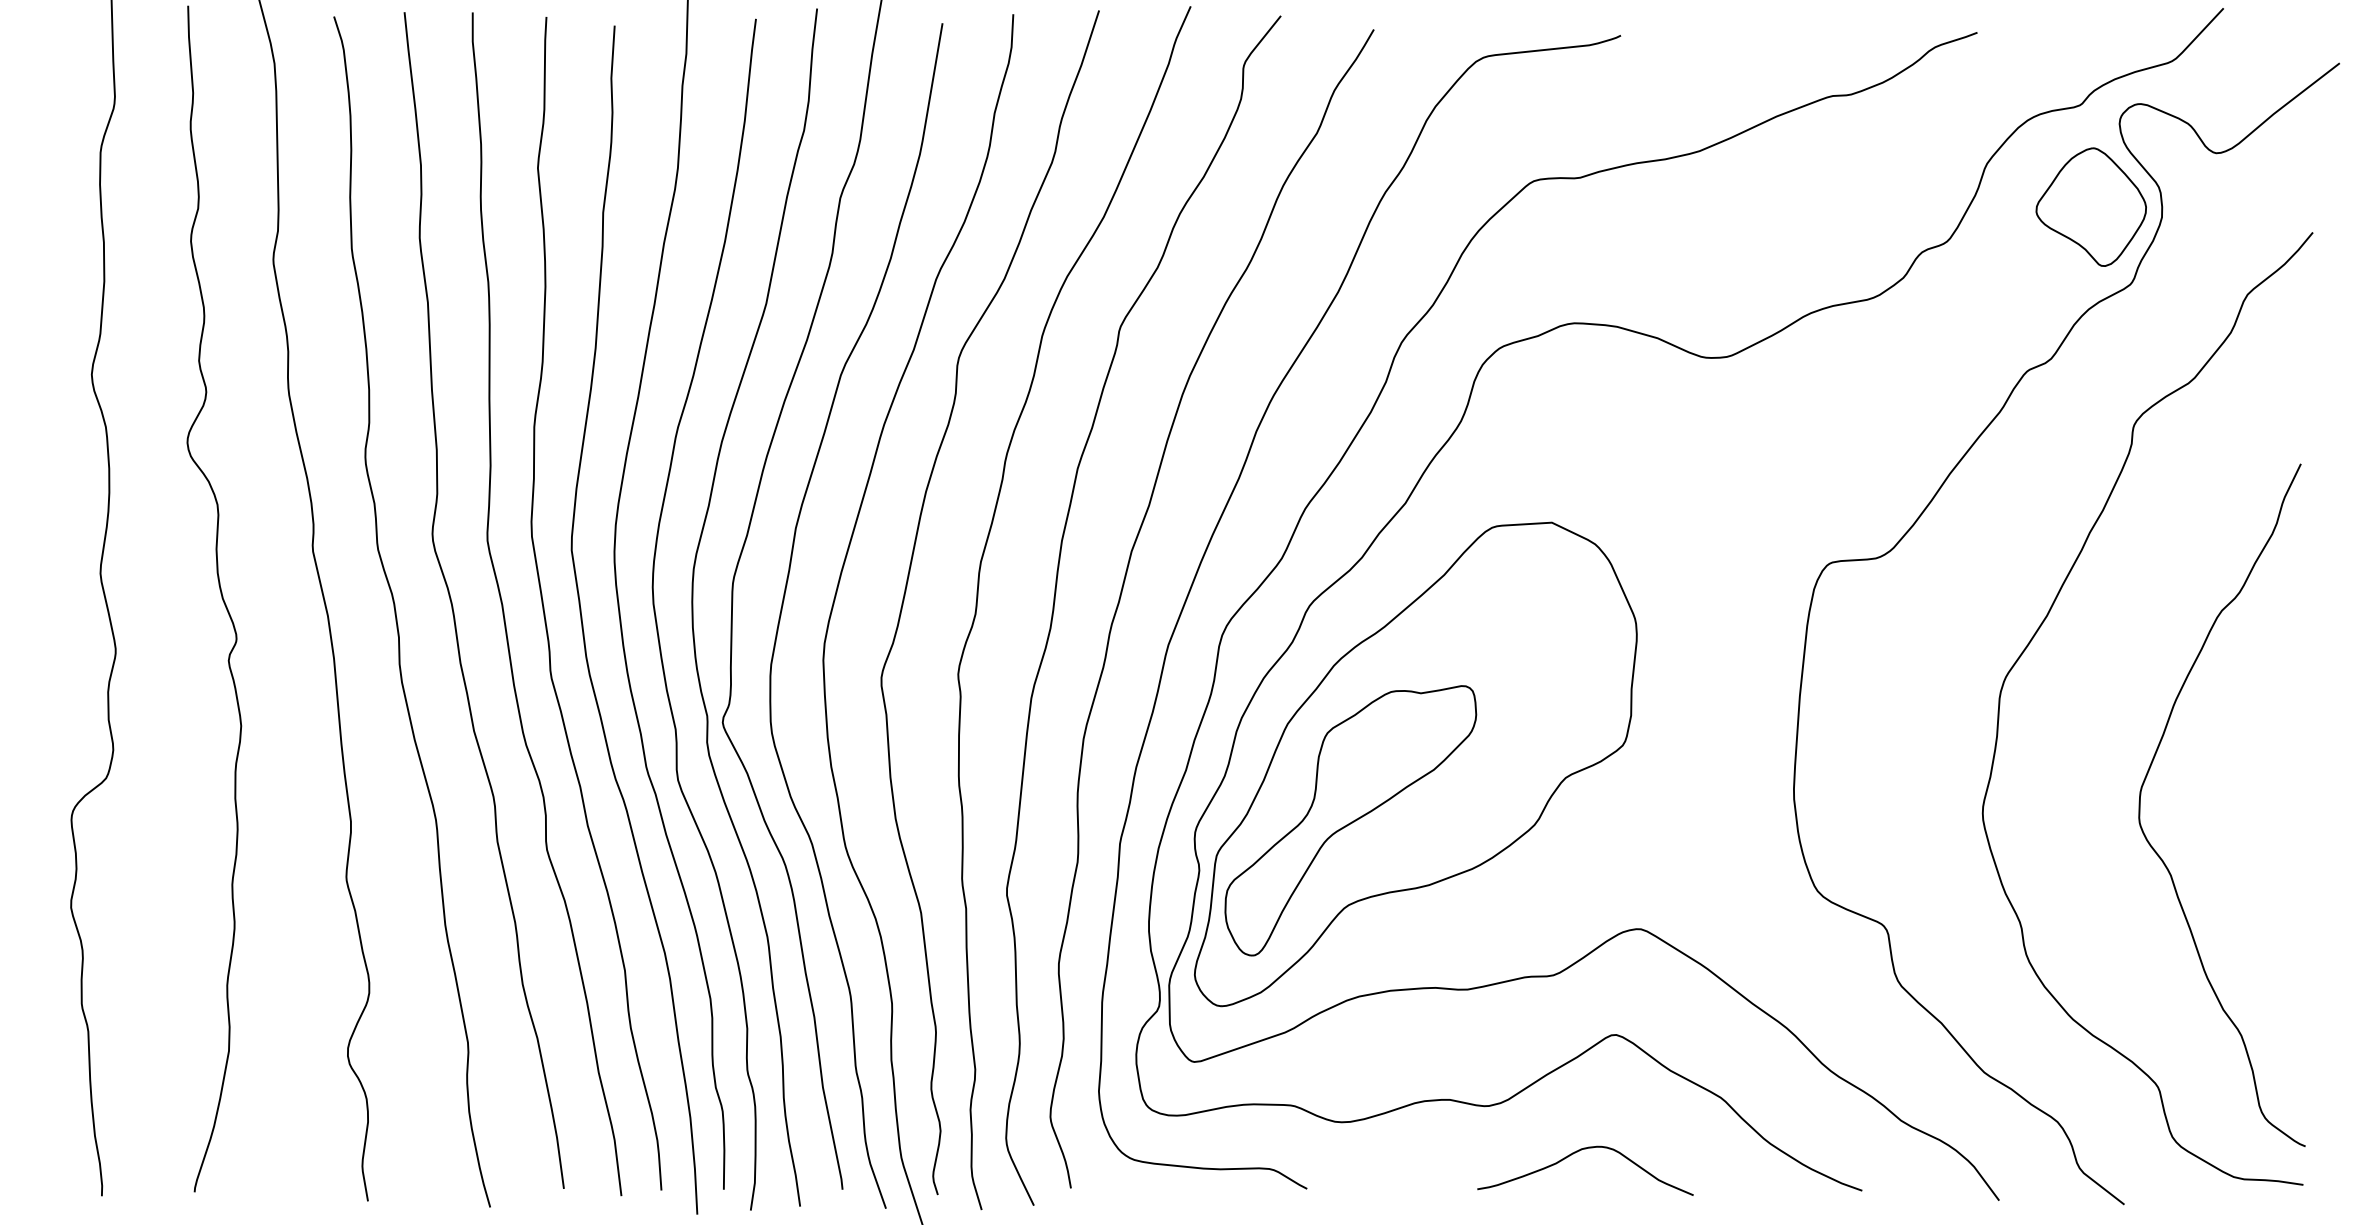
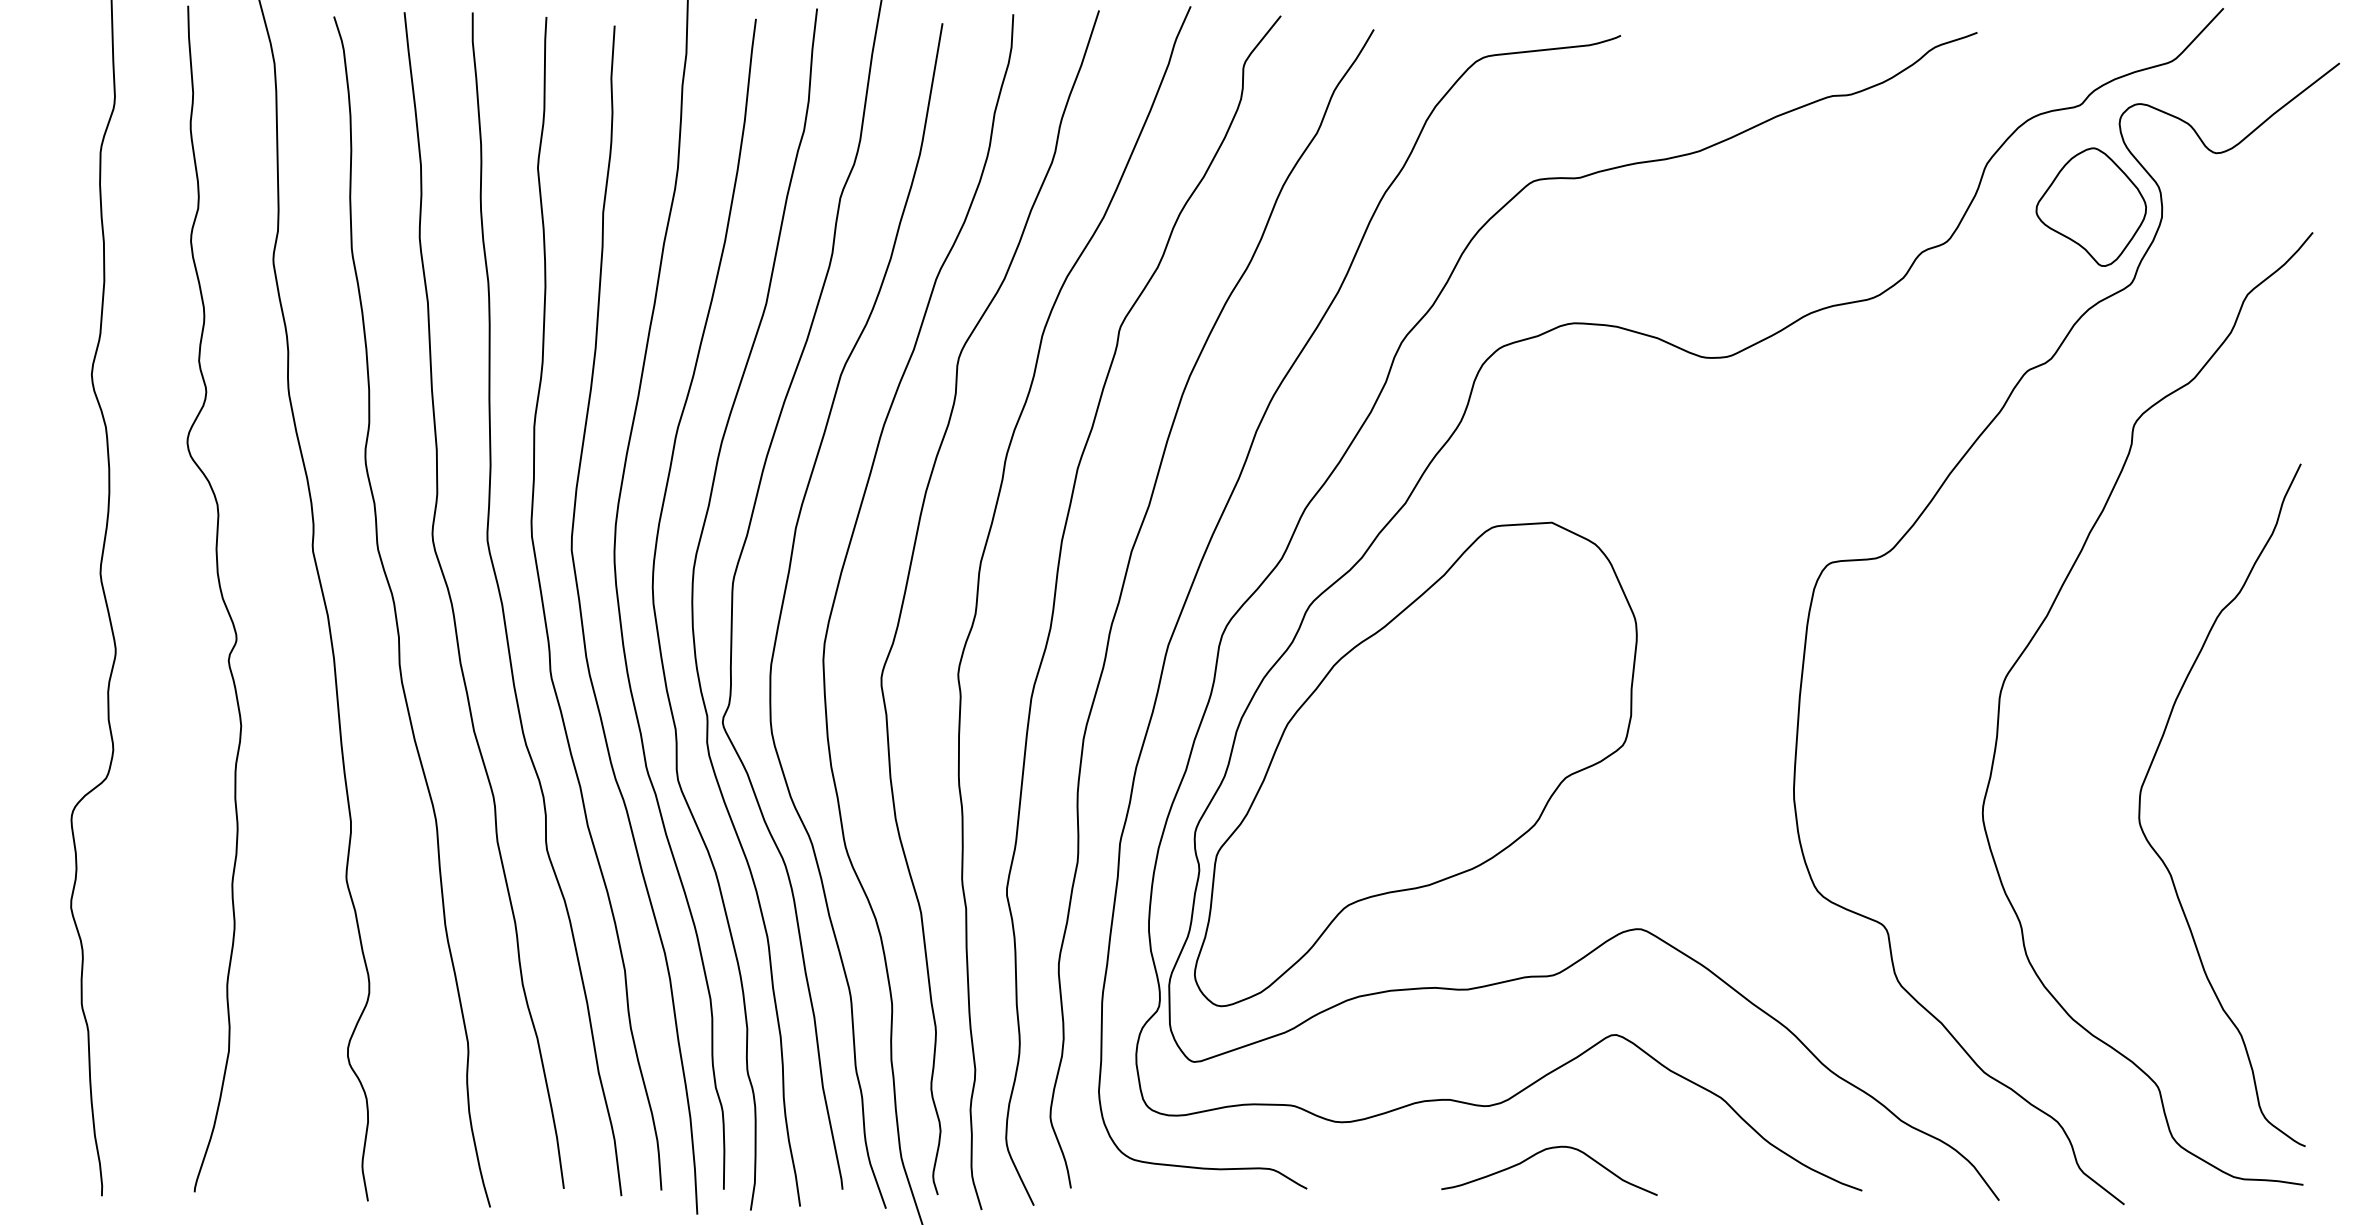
part: present -> none (1350, 820)
curve position: (1577, 1152) -> (1541, 1152) (1541, 1152)
